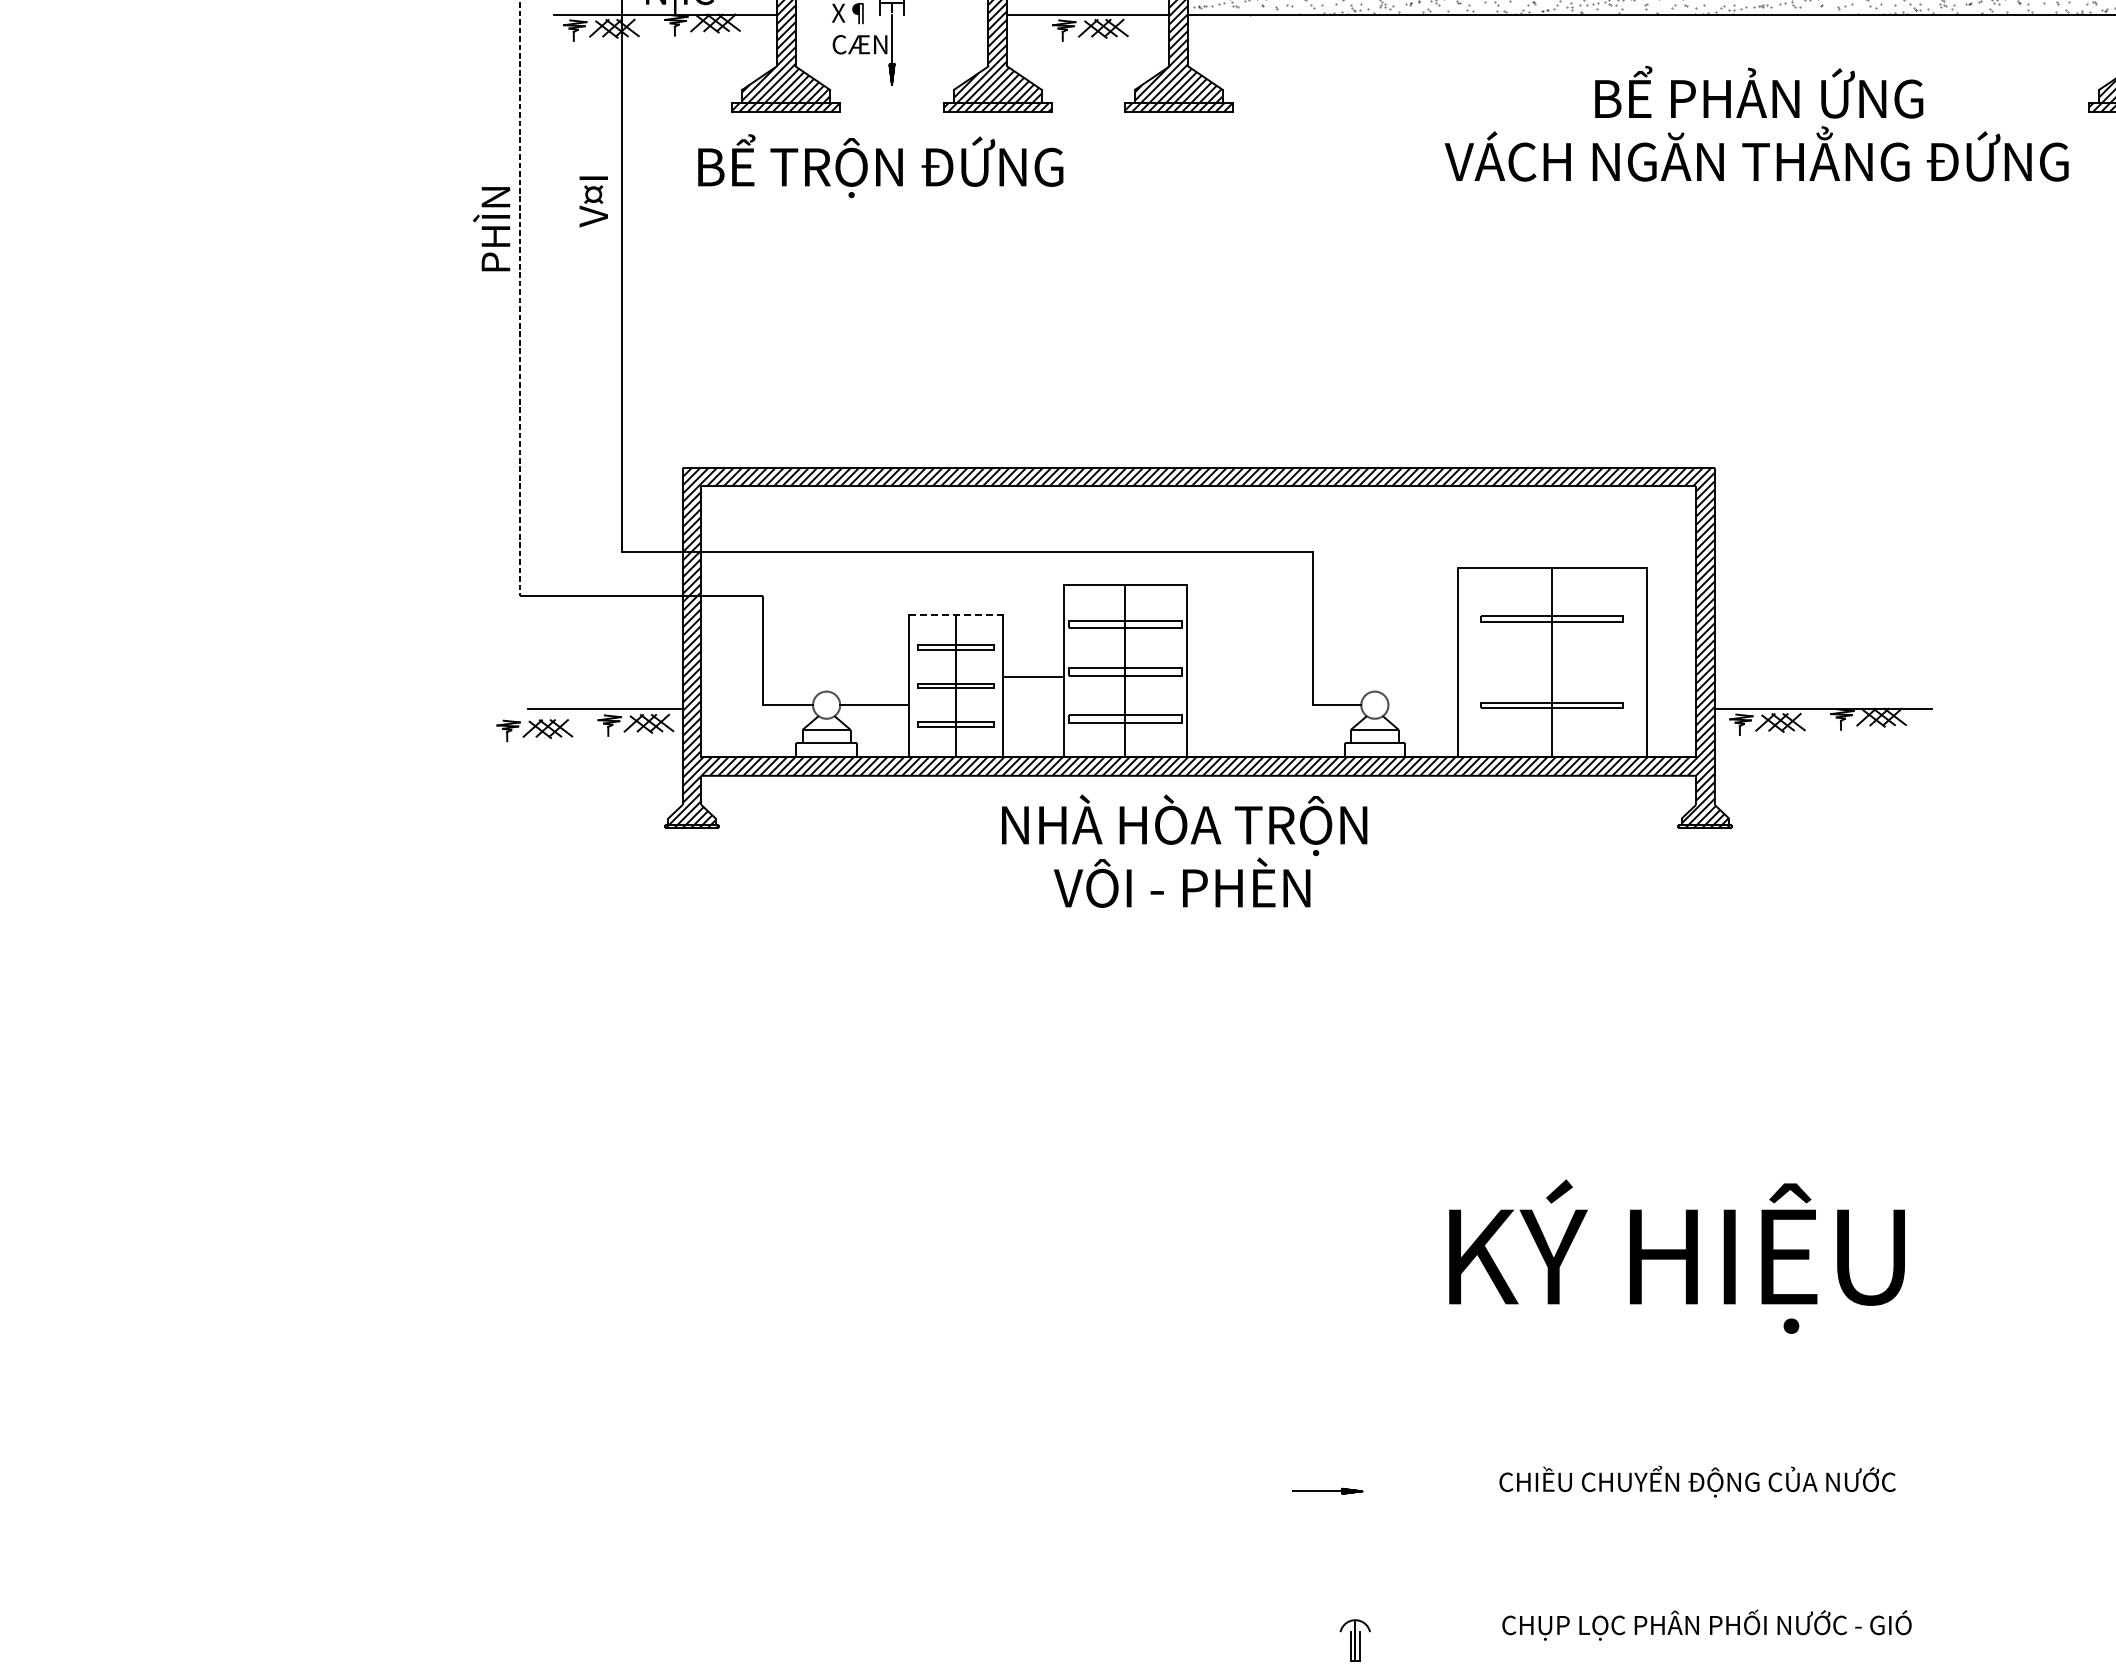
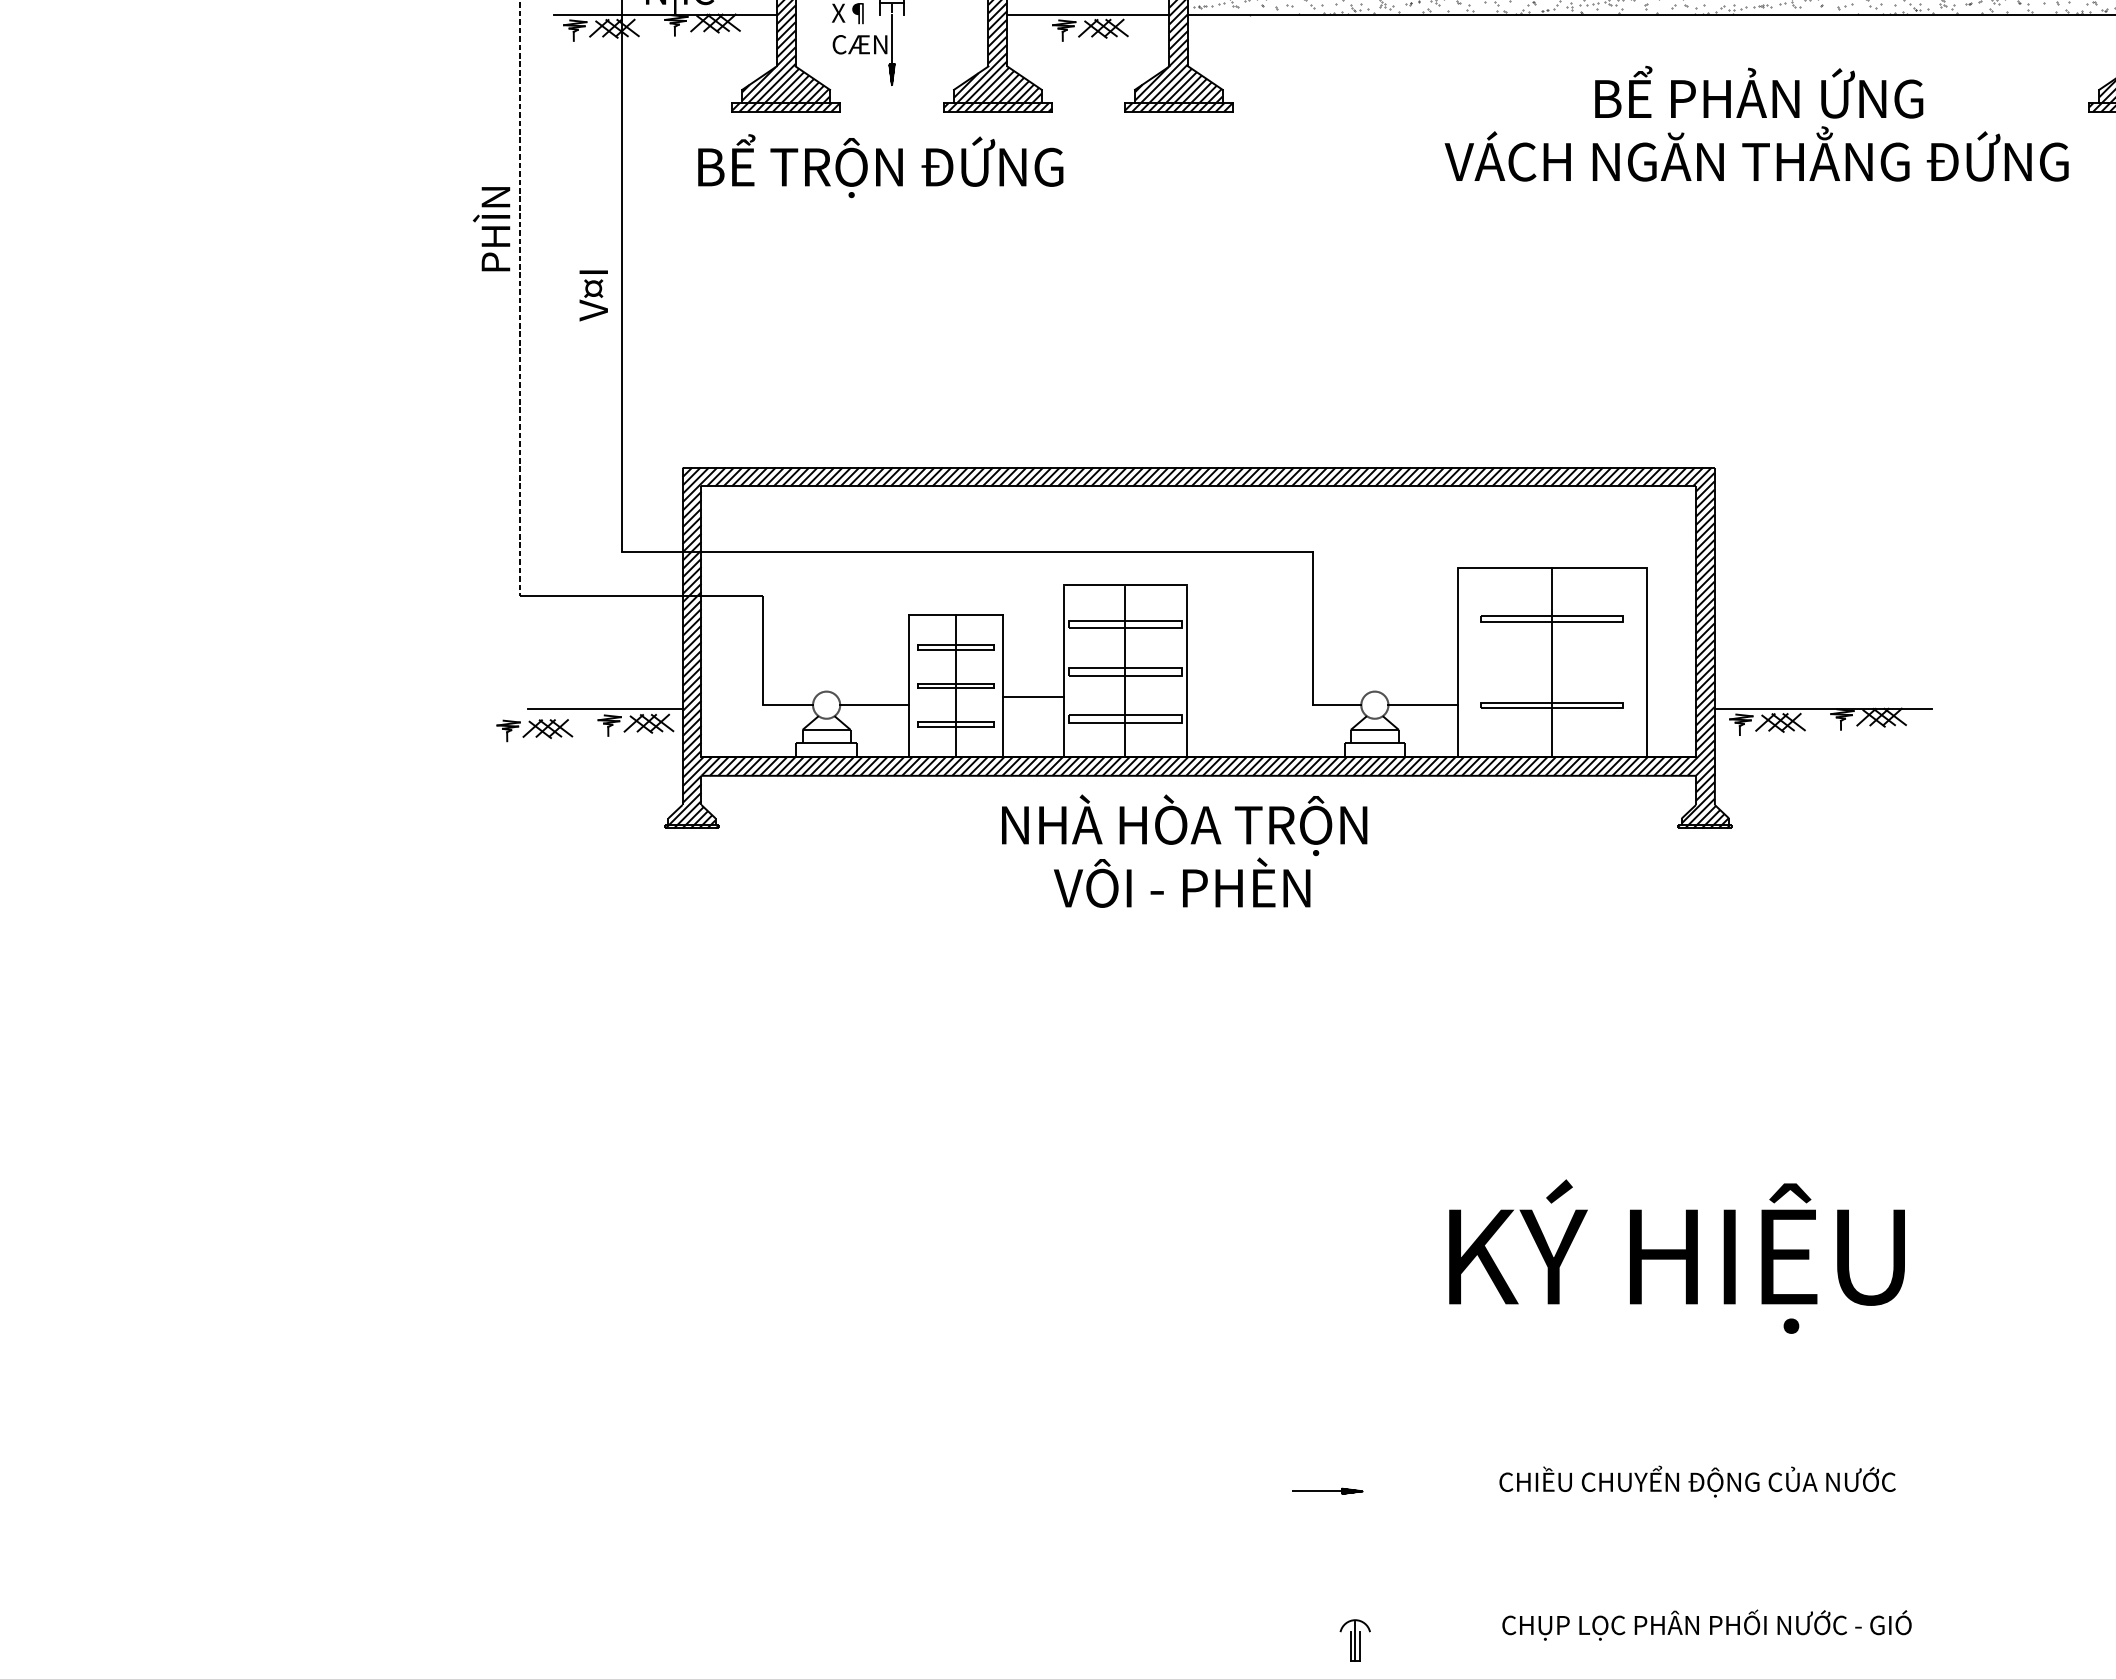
text position: (593, 201) -> (593, 295) (593, 295)
line: dashed -> solid (956, 615)
line position: (1033, 676) -> (1033, 696) (1033, 696)
line: none -> present (1422, 705)
